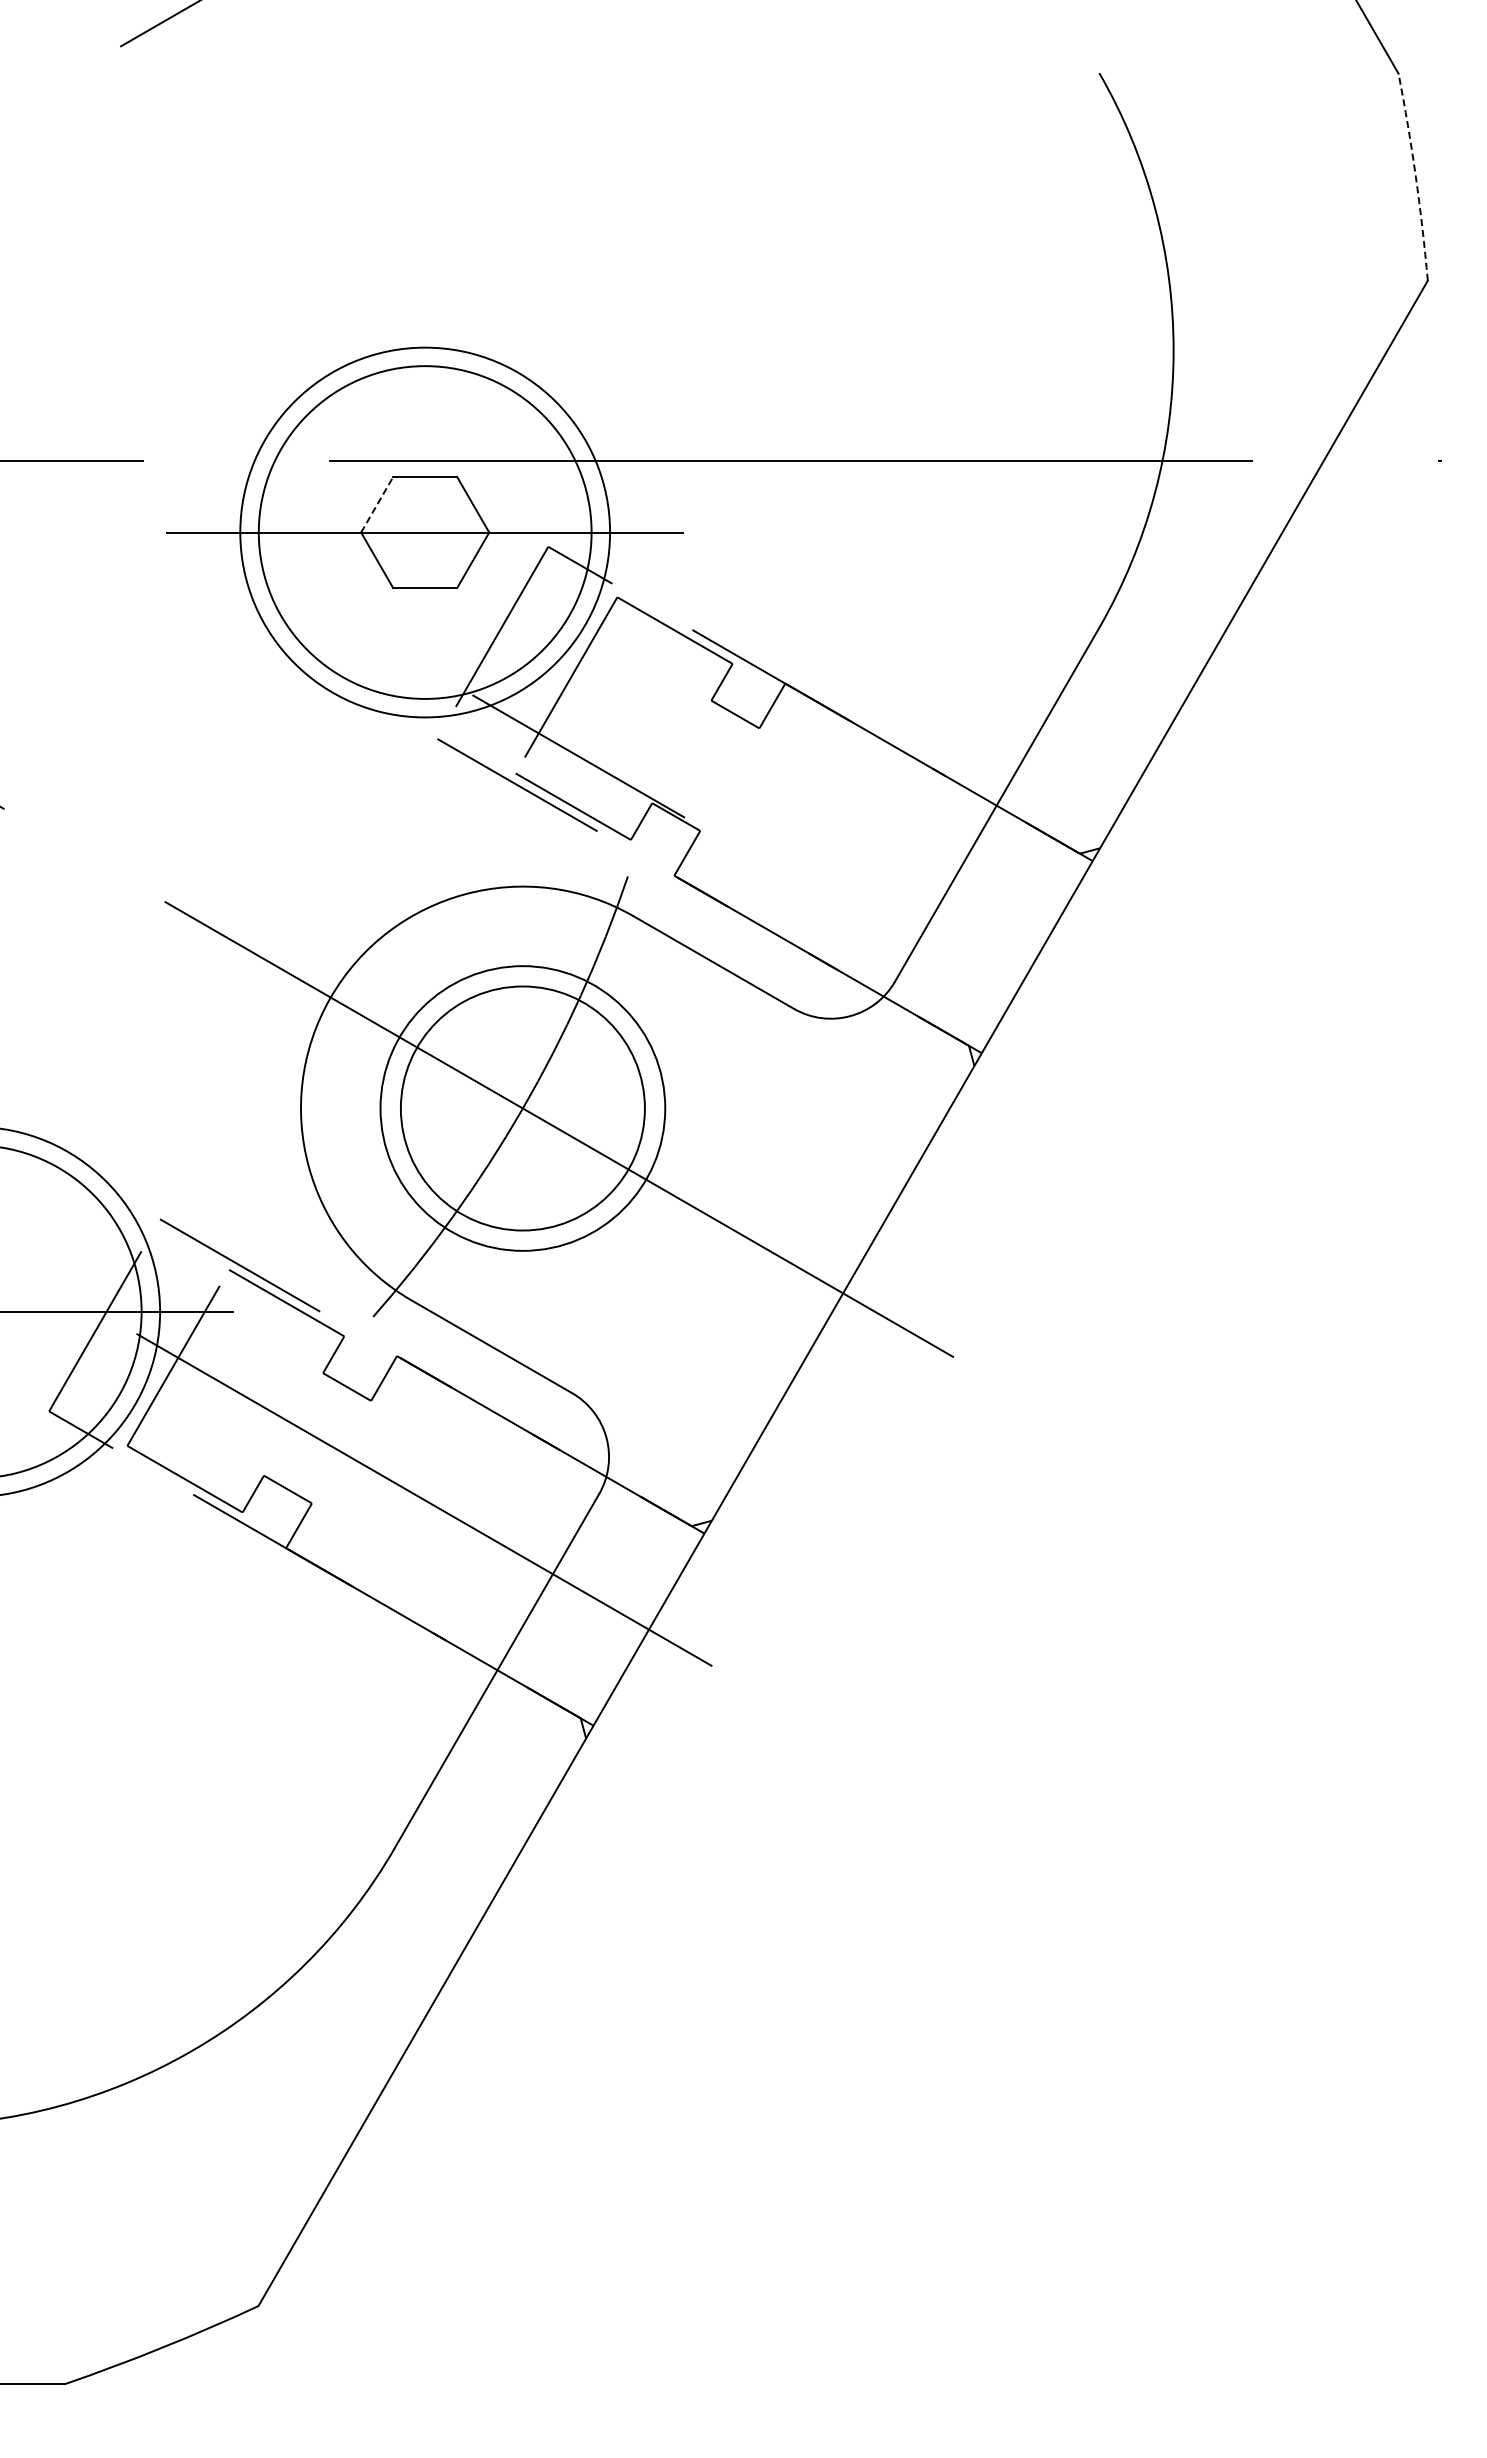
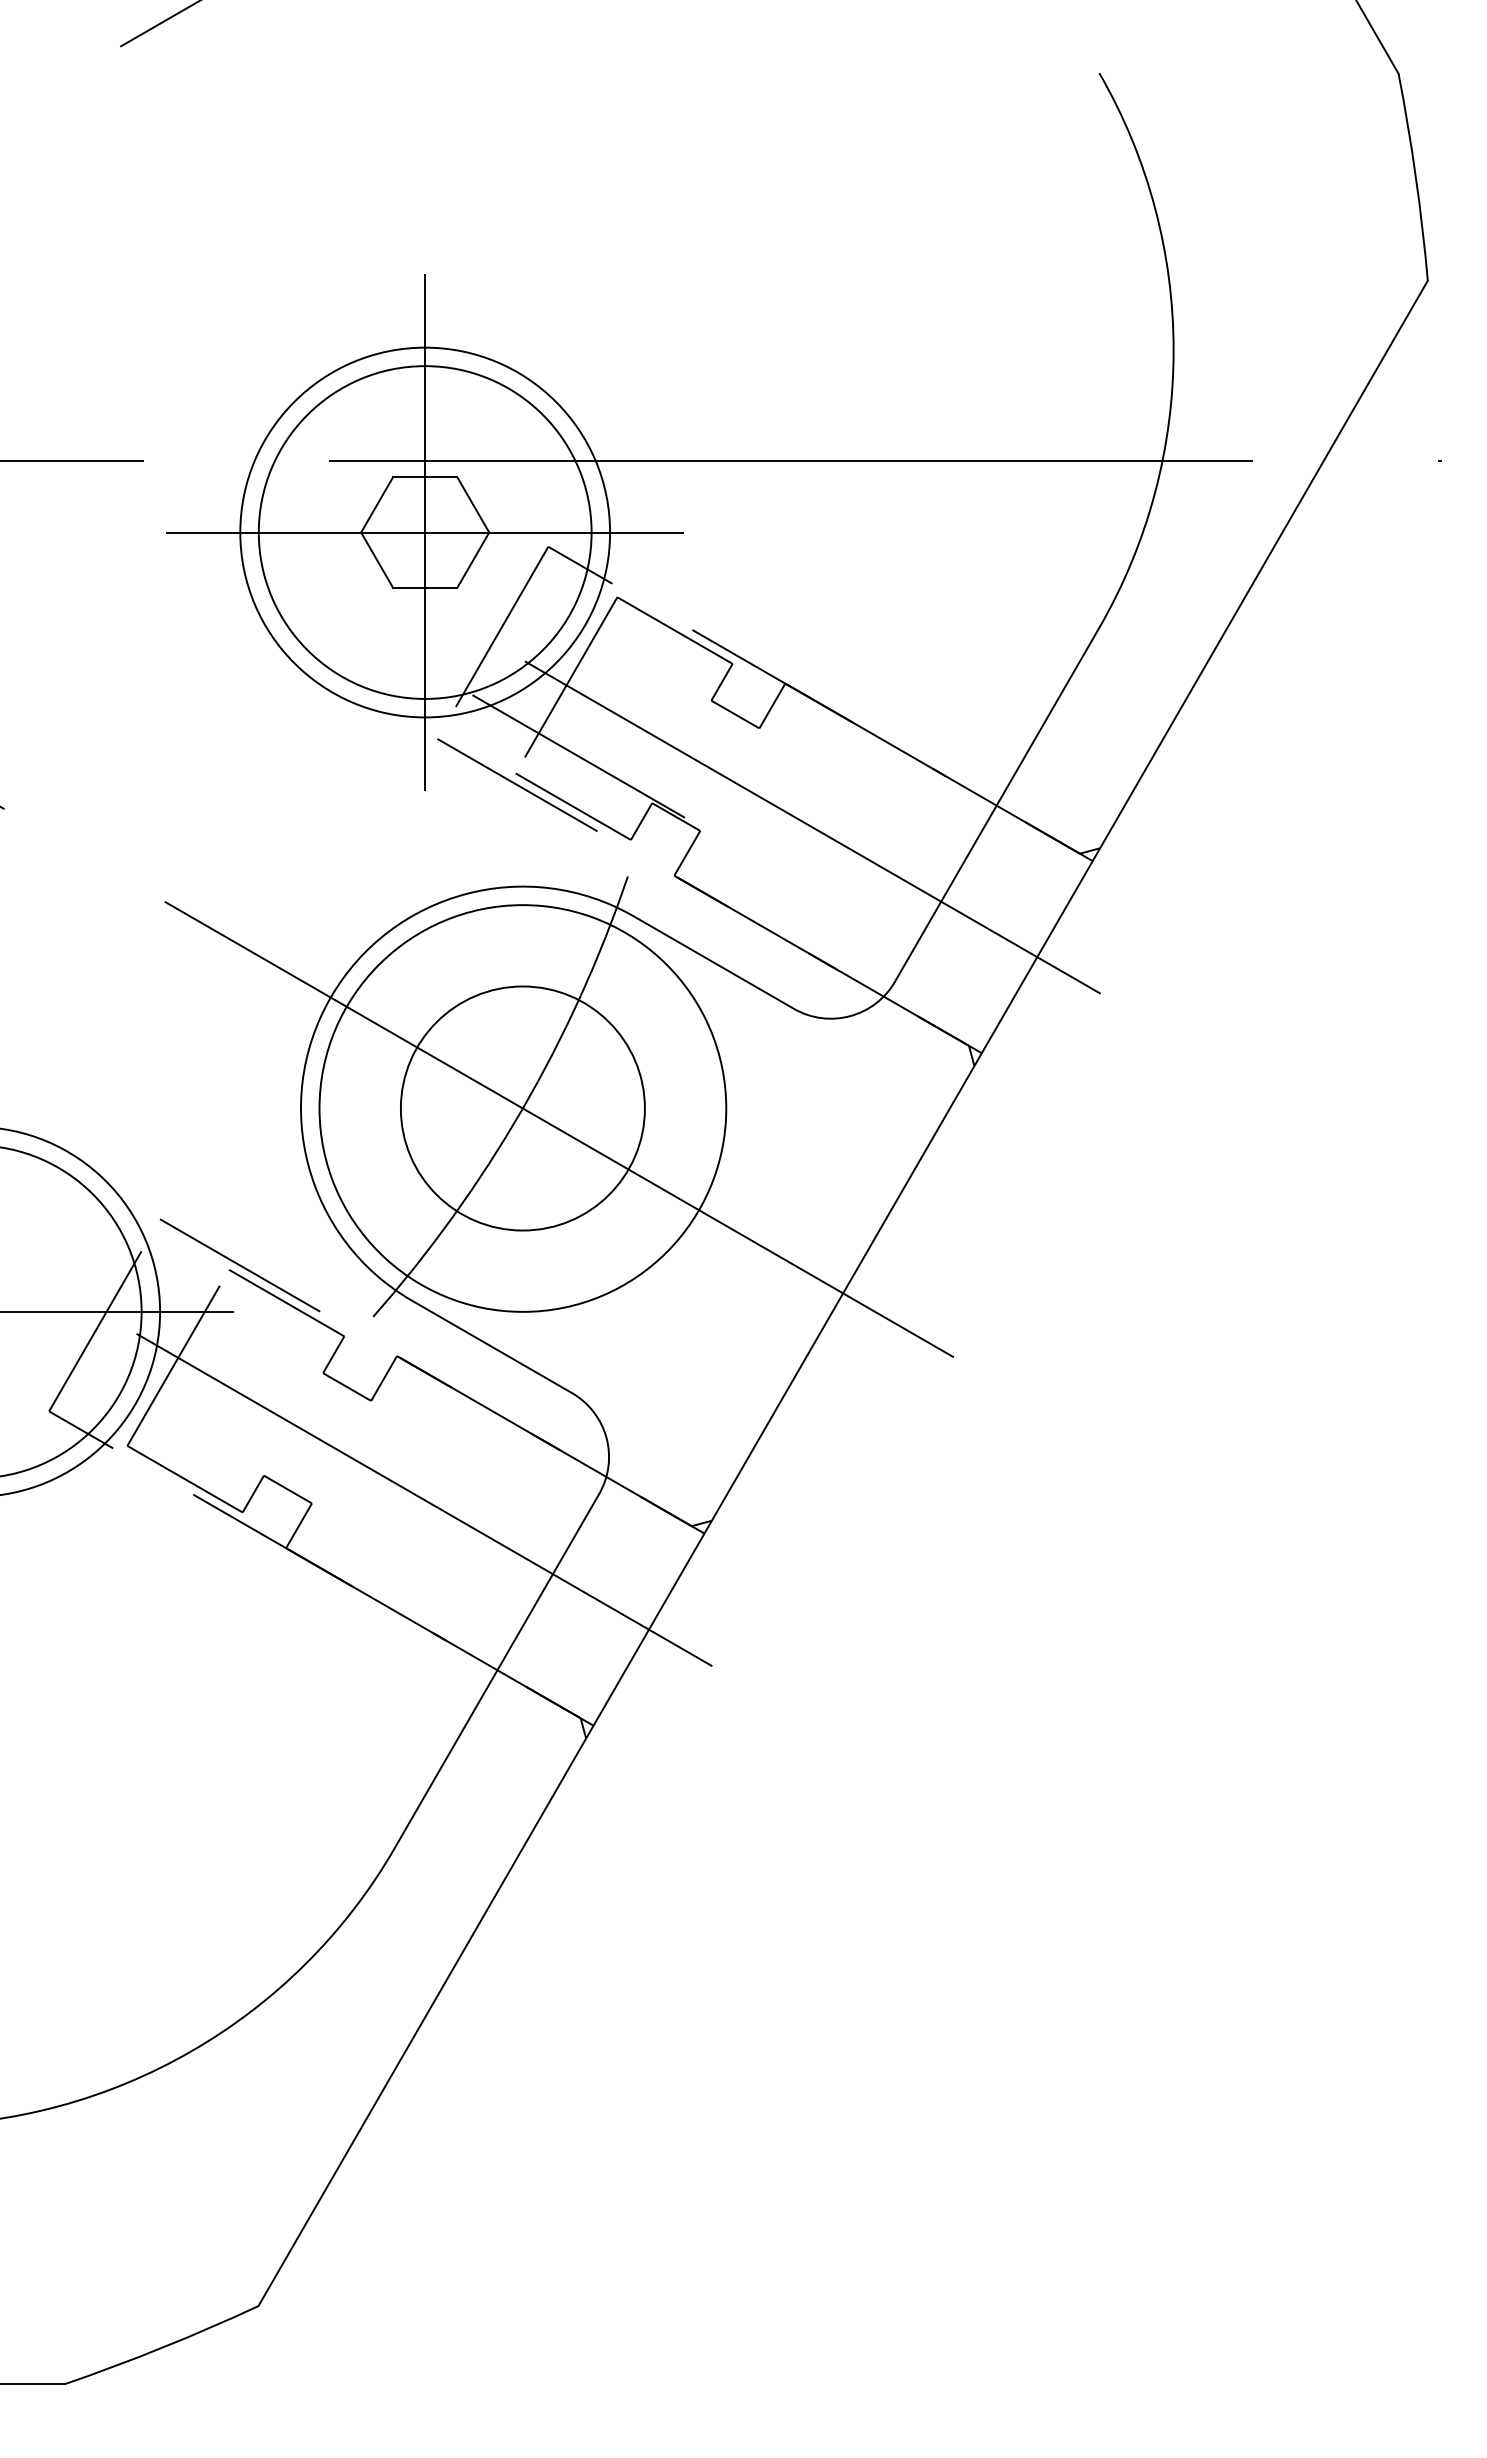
arc: dashed -> solid (1415, 176)
line: dashed -> solid (377, 504)
line: none -> present (425, 532)
line: none -> present (812, 827)
circle diameter: 285 px -> 407 px (522, 1108)
